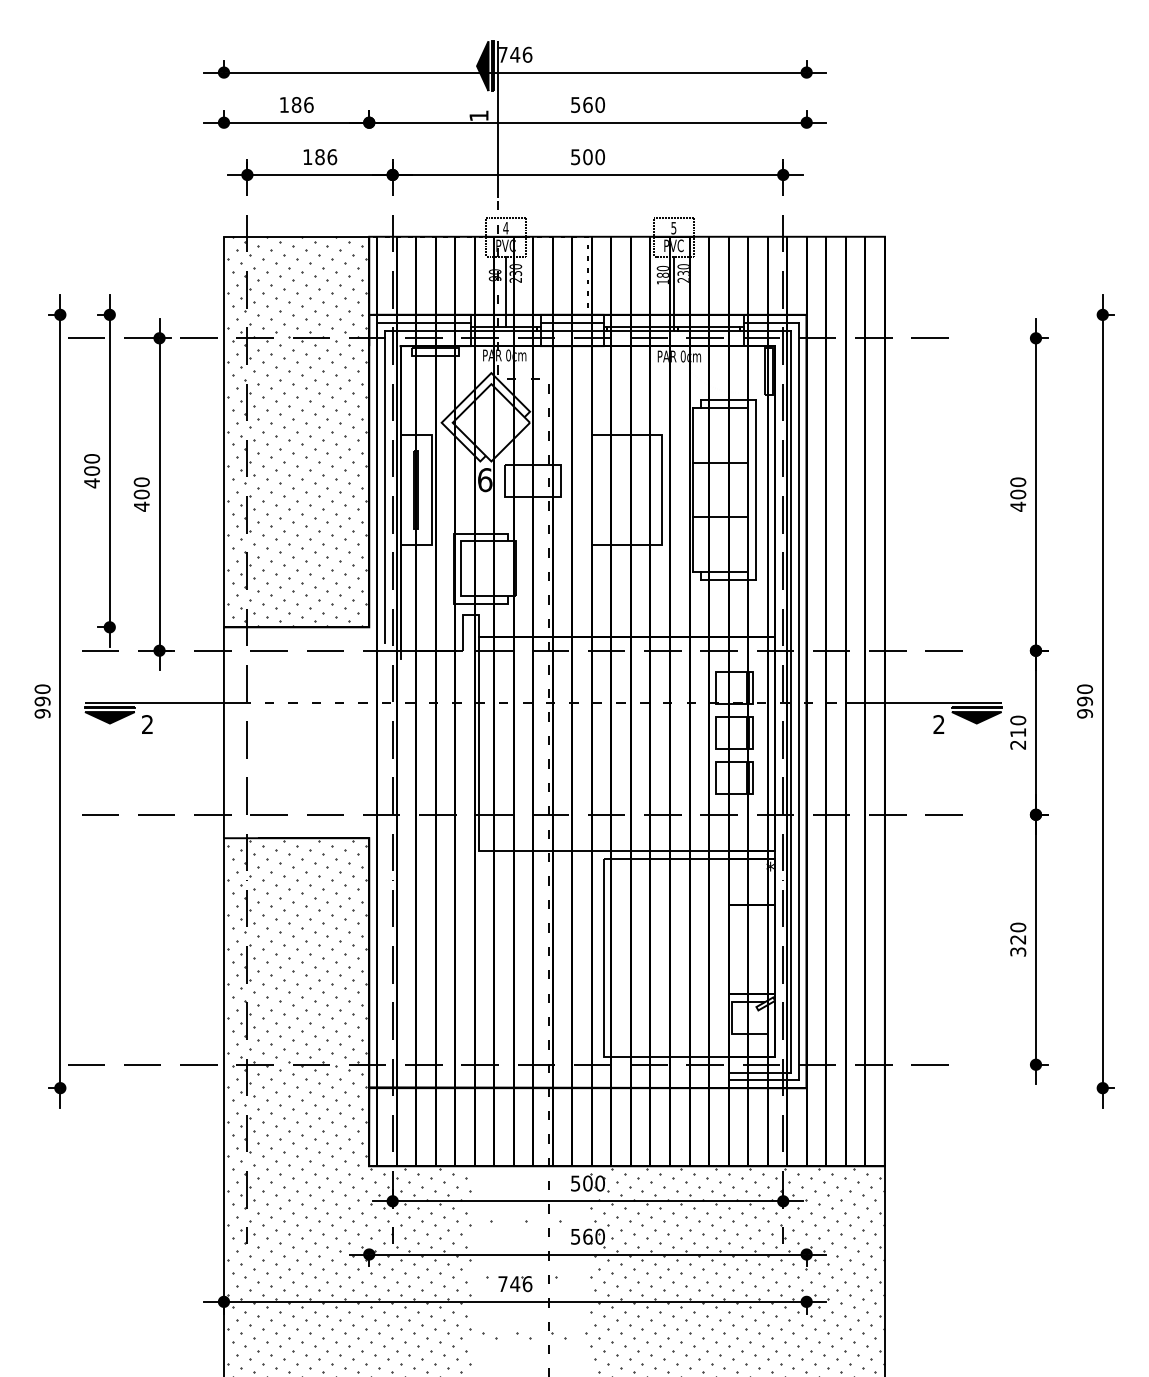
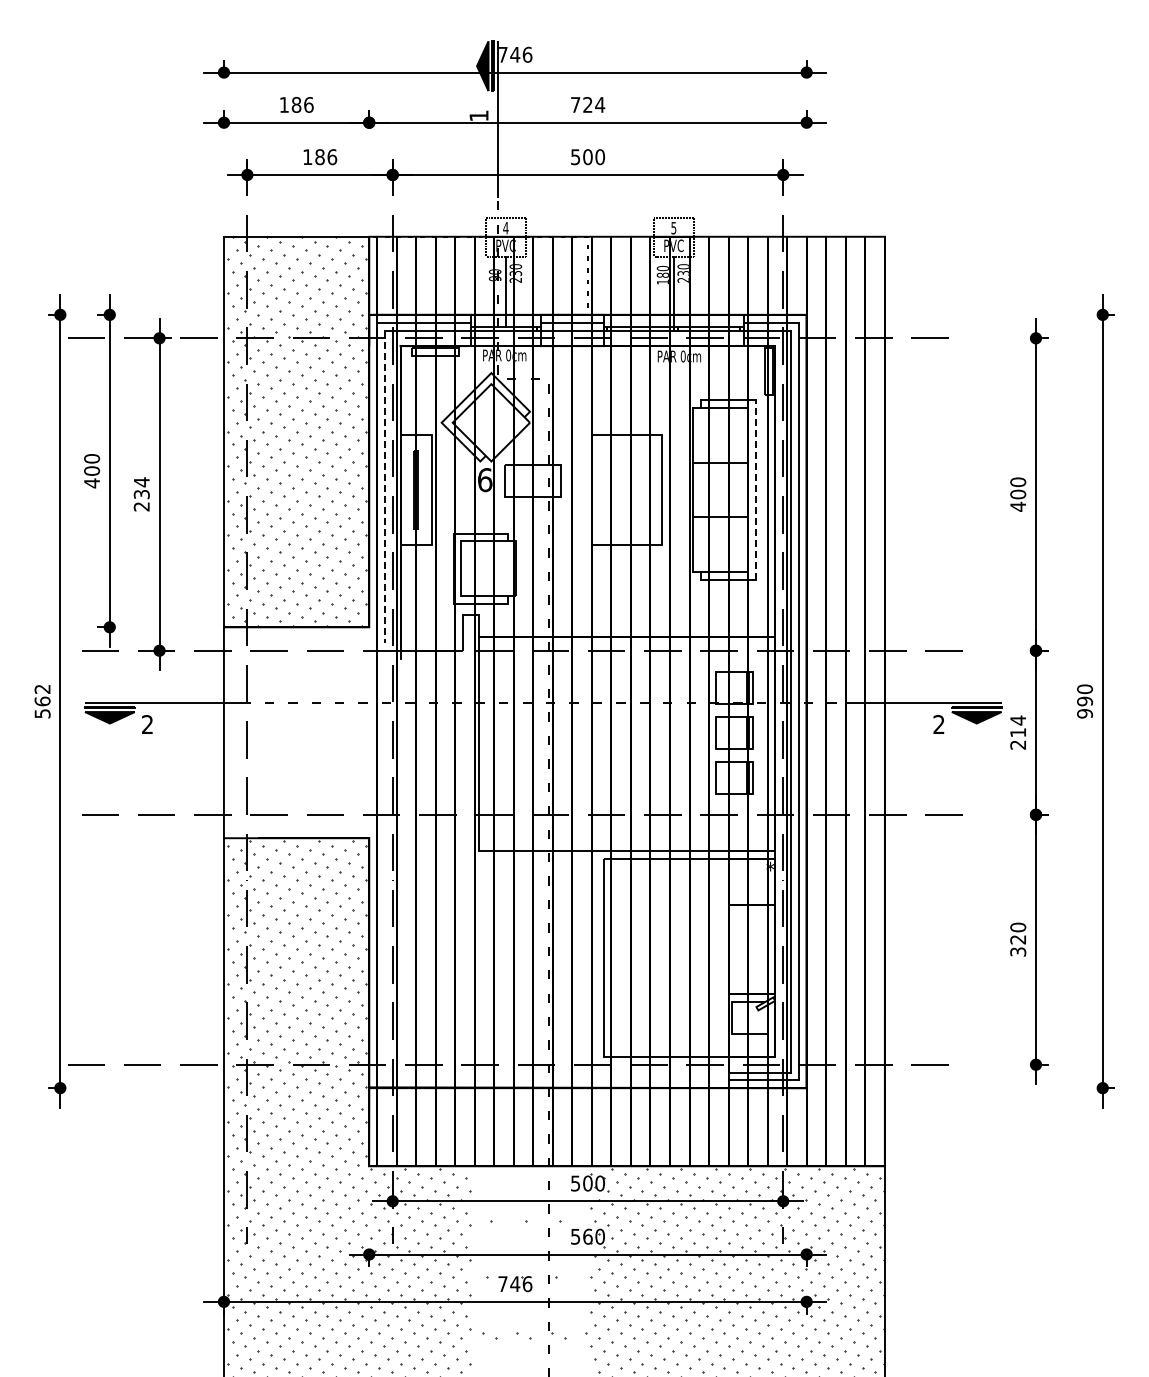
text: 560 -> 724 (588, 104)
line: solid -> dashed (384, 487)
line: solid -> dashed (755, 489)
text: 400 -> 234 (141, 494)
text: 990 -> 562 (42, 701)
text: 210 -> 214 (1018, 720)
